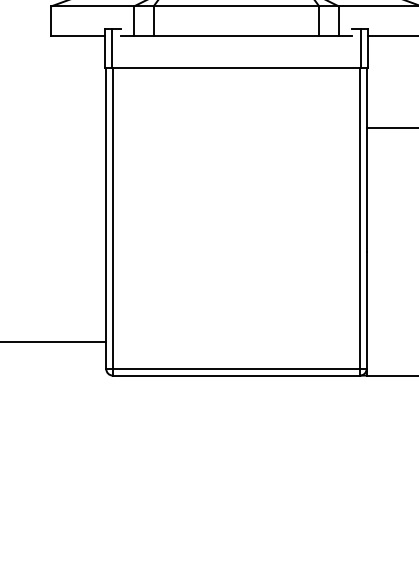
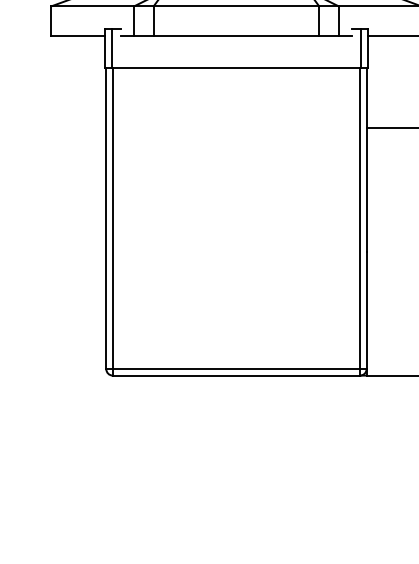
line: present -> none (54, 341)
